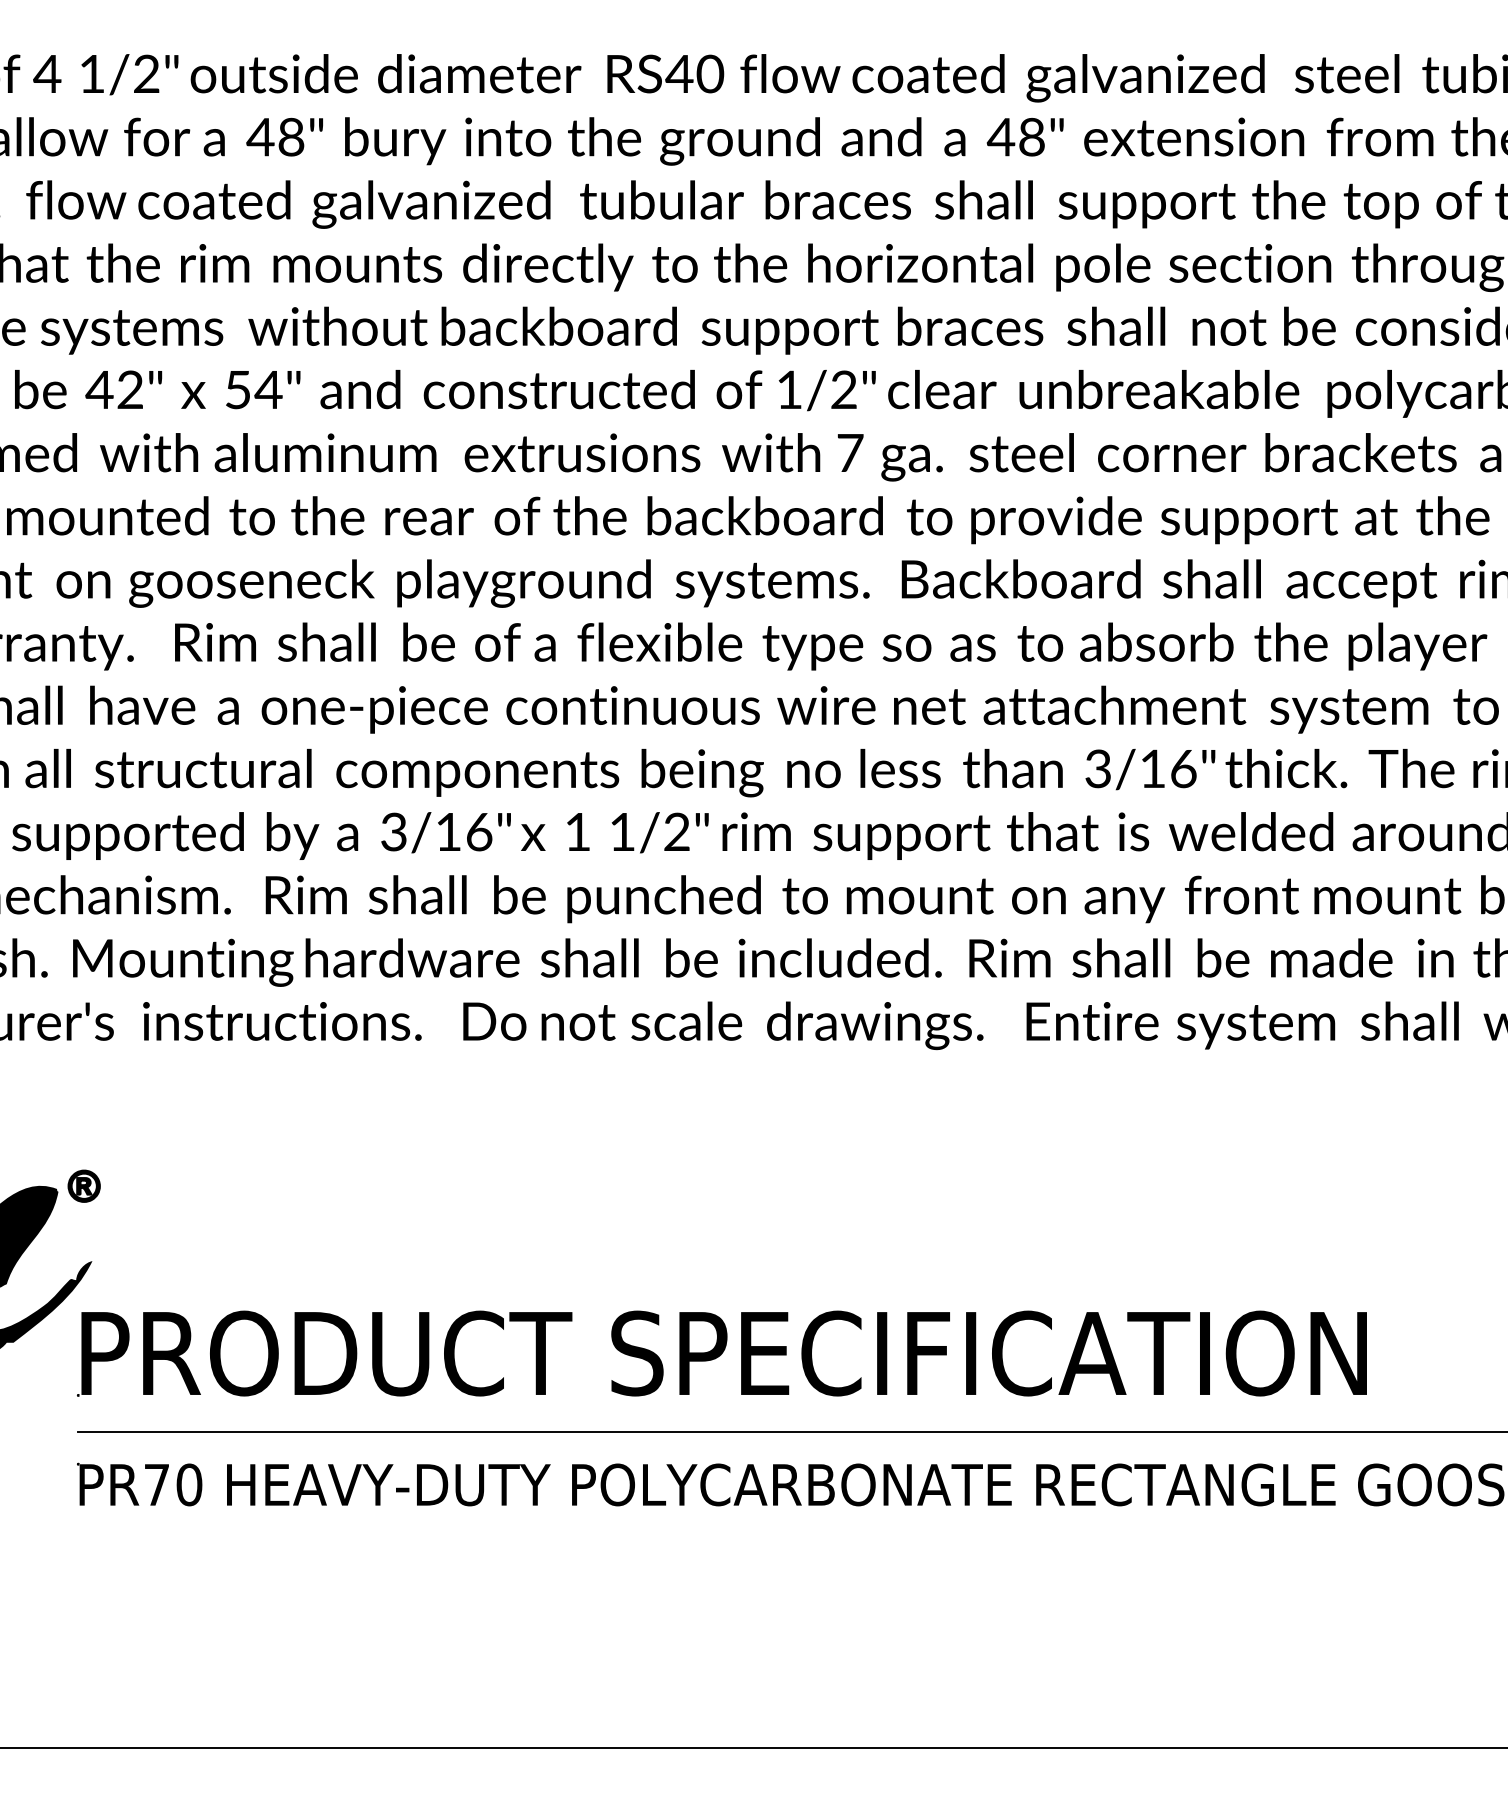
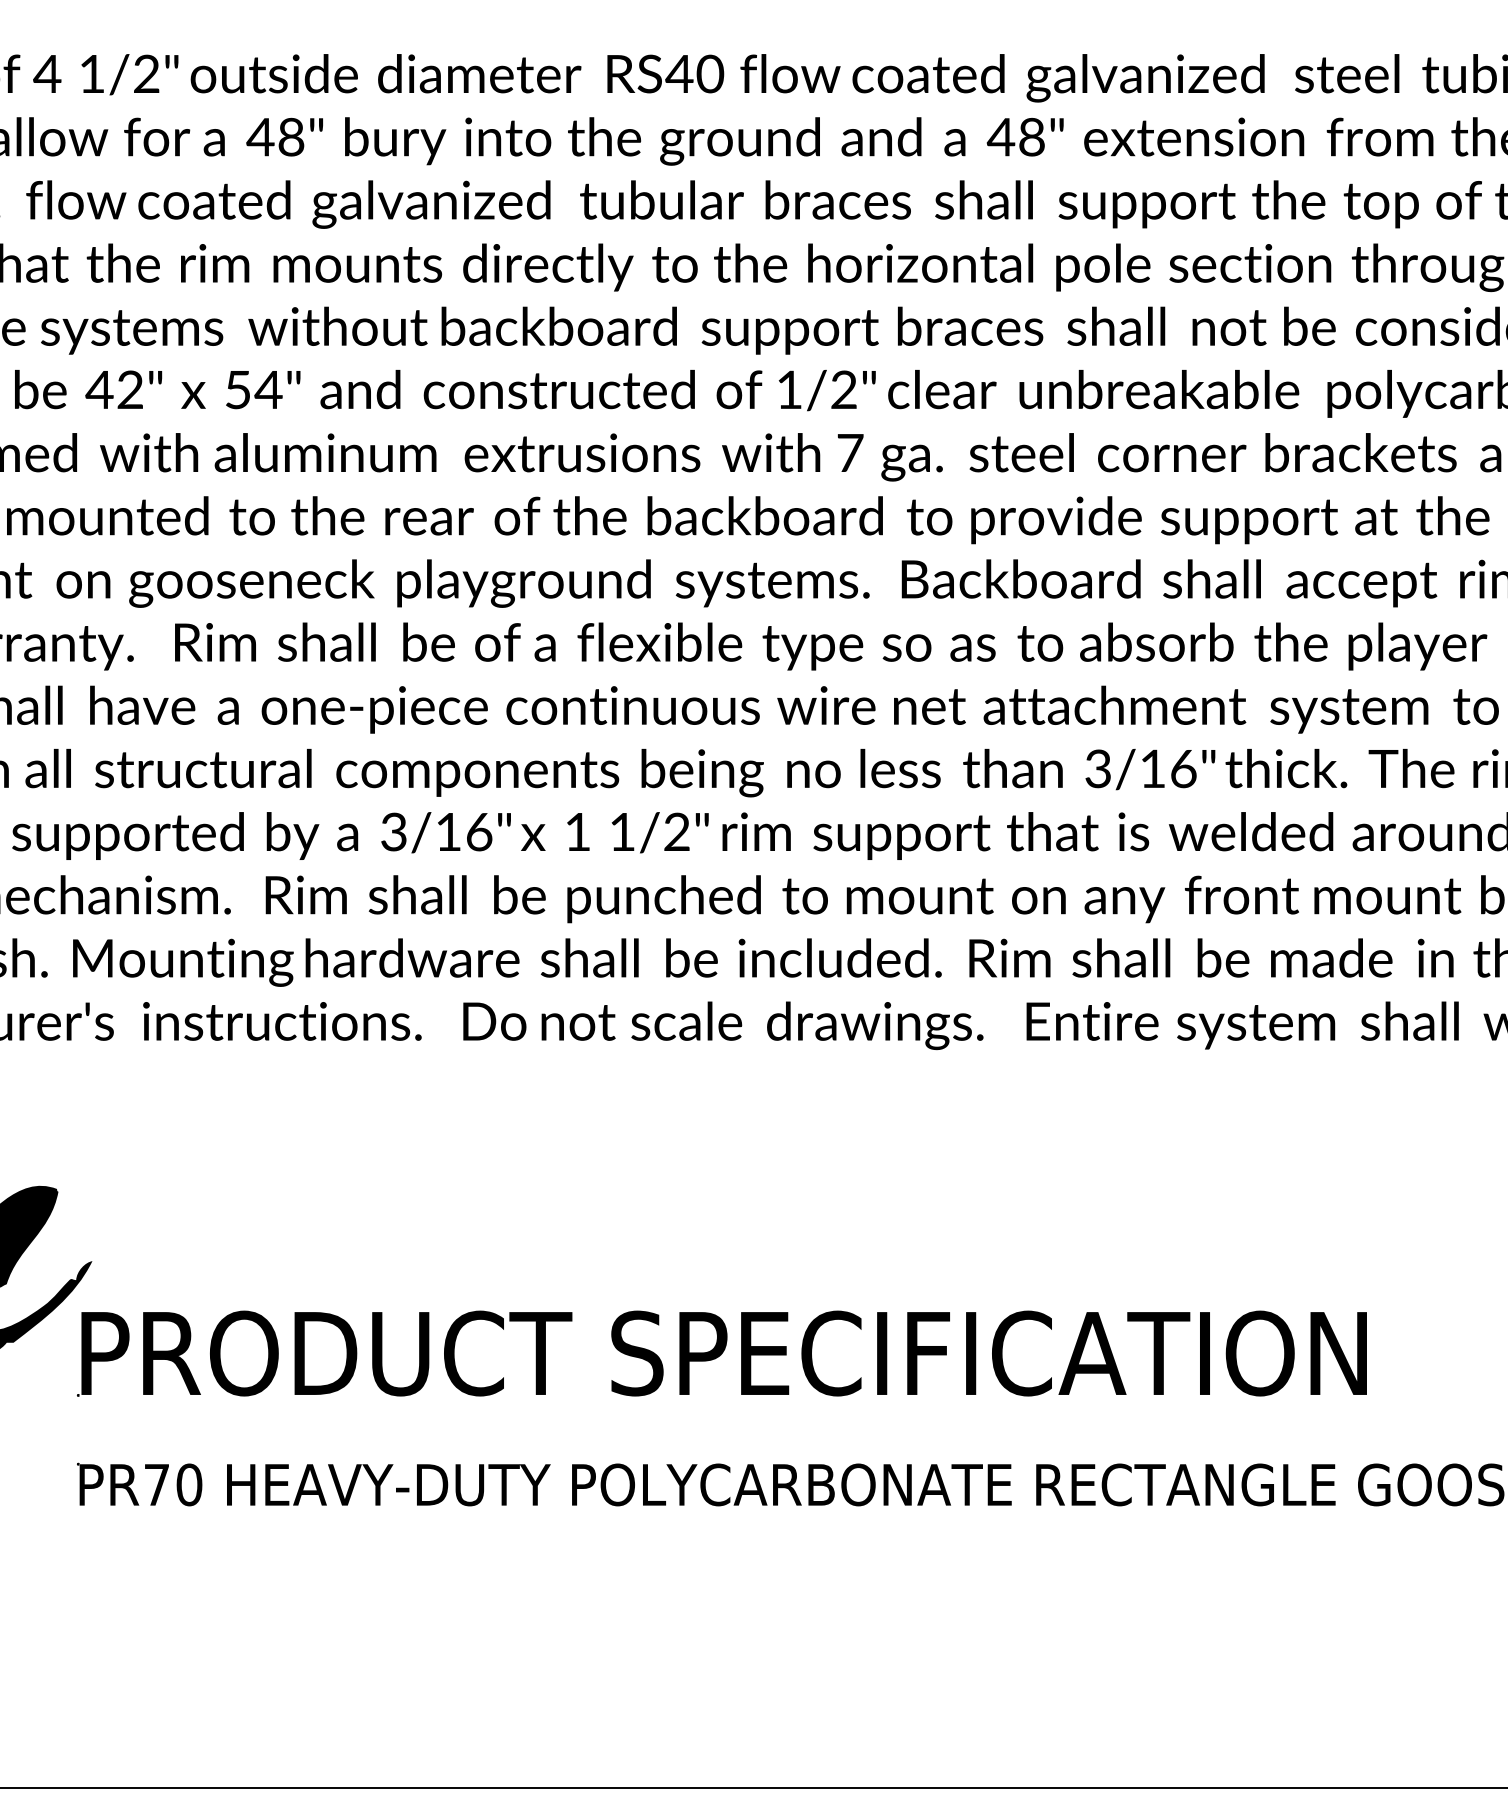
part: present -> none (83, 1185)
line: present -> none (791, 1432)
line position: (753, 1747) -> (753, 1787) (753, 1787)
